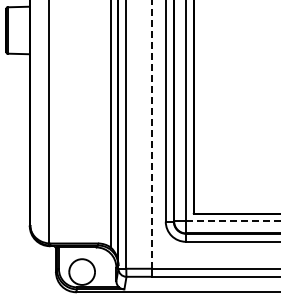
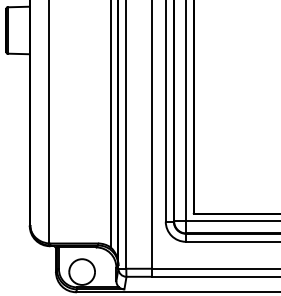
line: dashed -> solid (152, 133)
line: dashed -> solid (233, 221)
